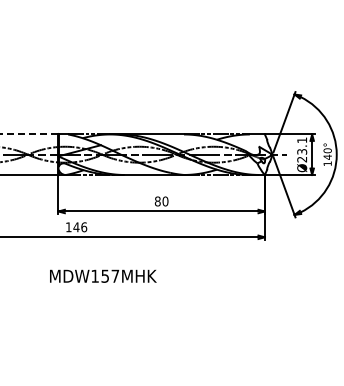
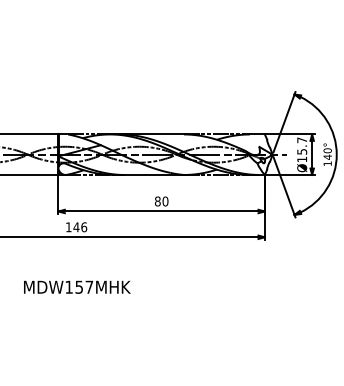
line: dashed -> solid (29, 134)
text: Ø23.1 -> Ø15.7 (302, 149)
text position: (103, 275) -> (77, 286) (77, 286)
